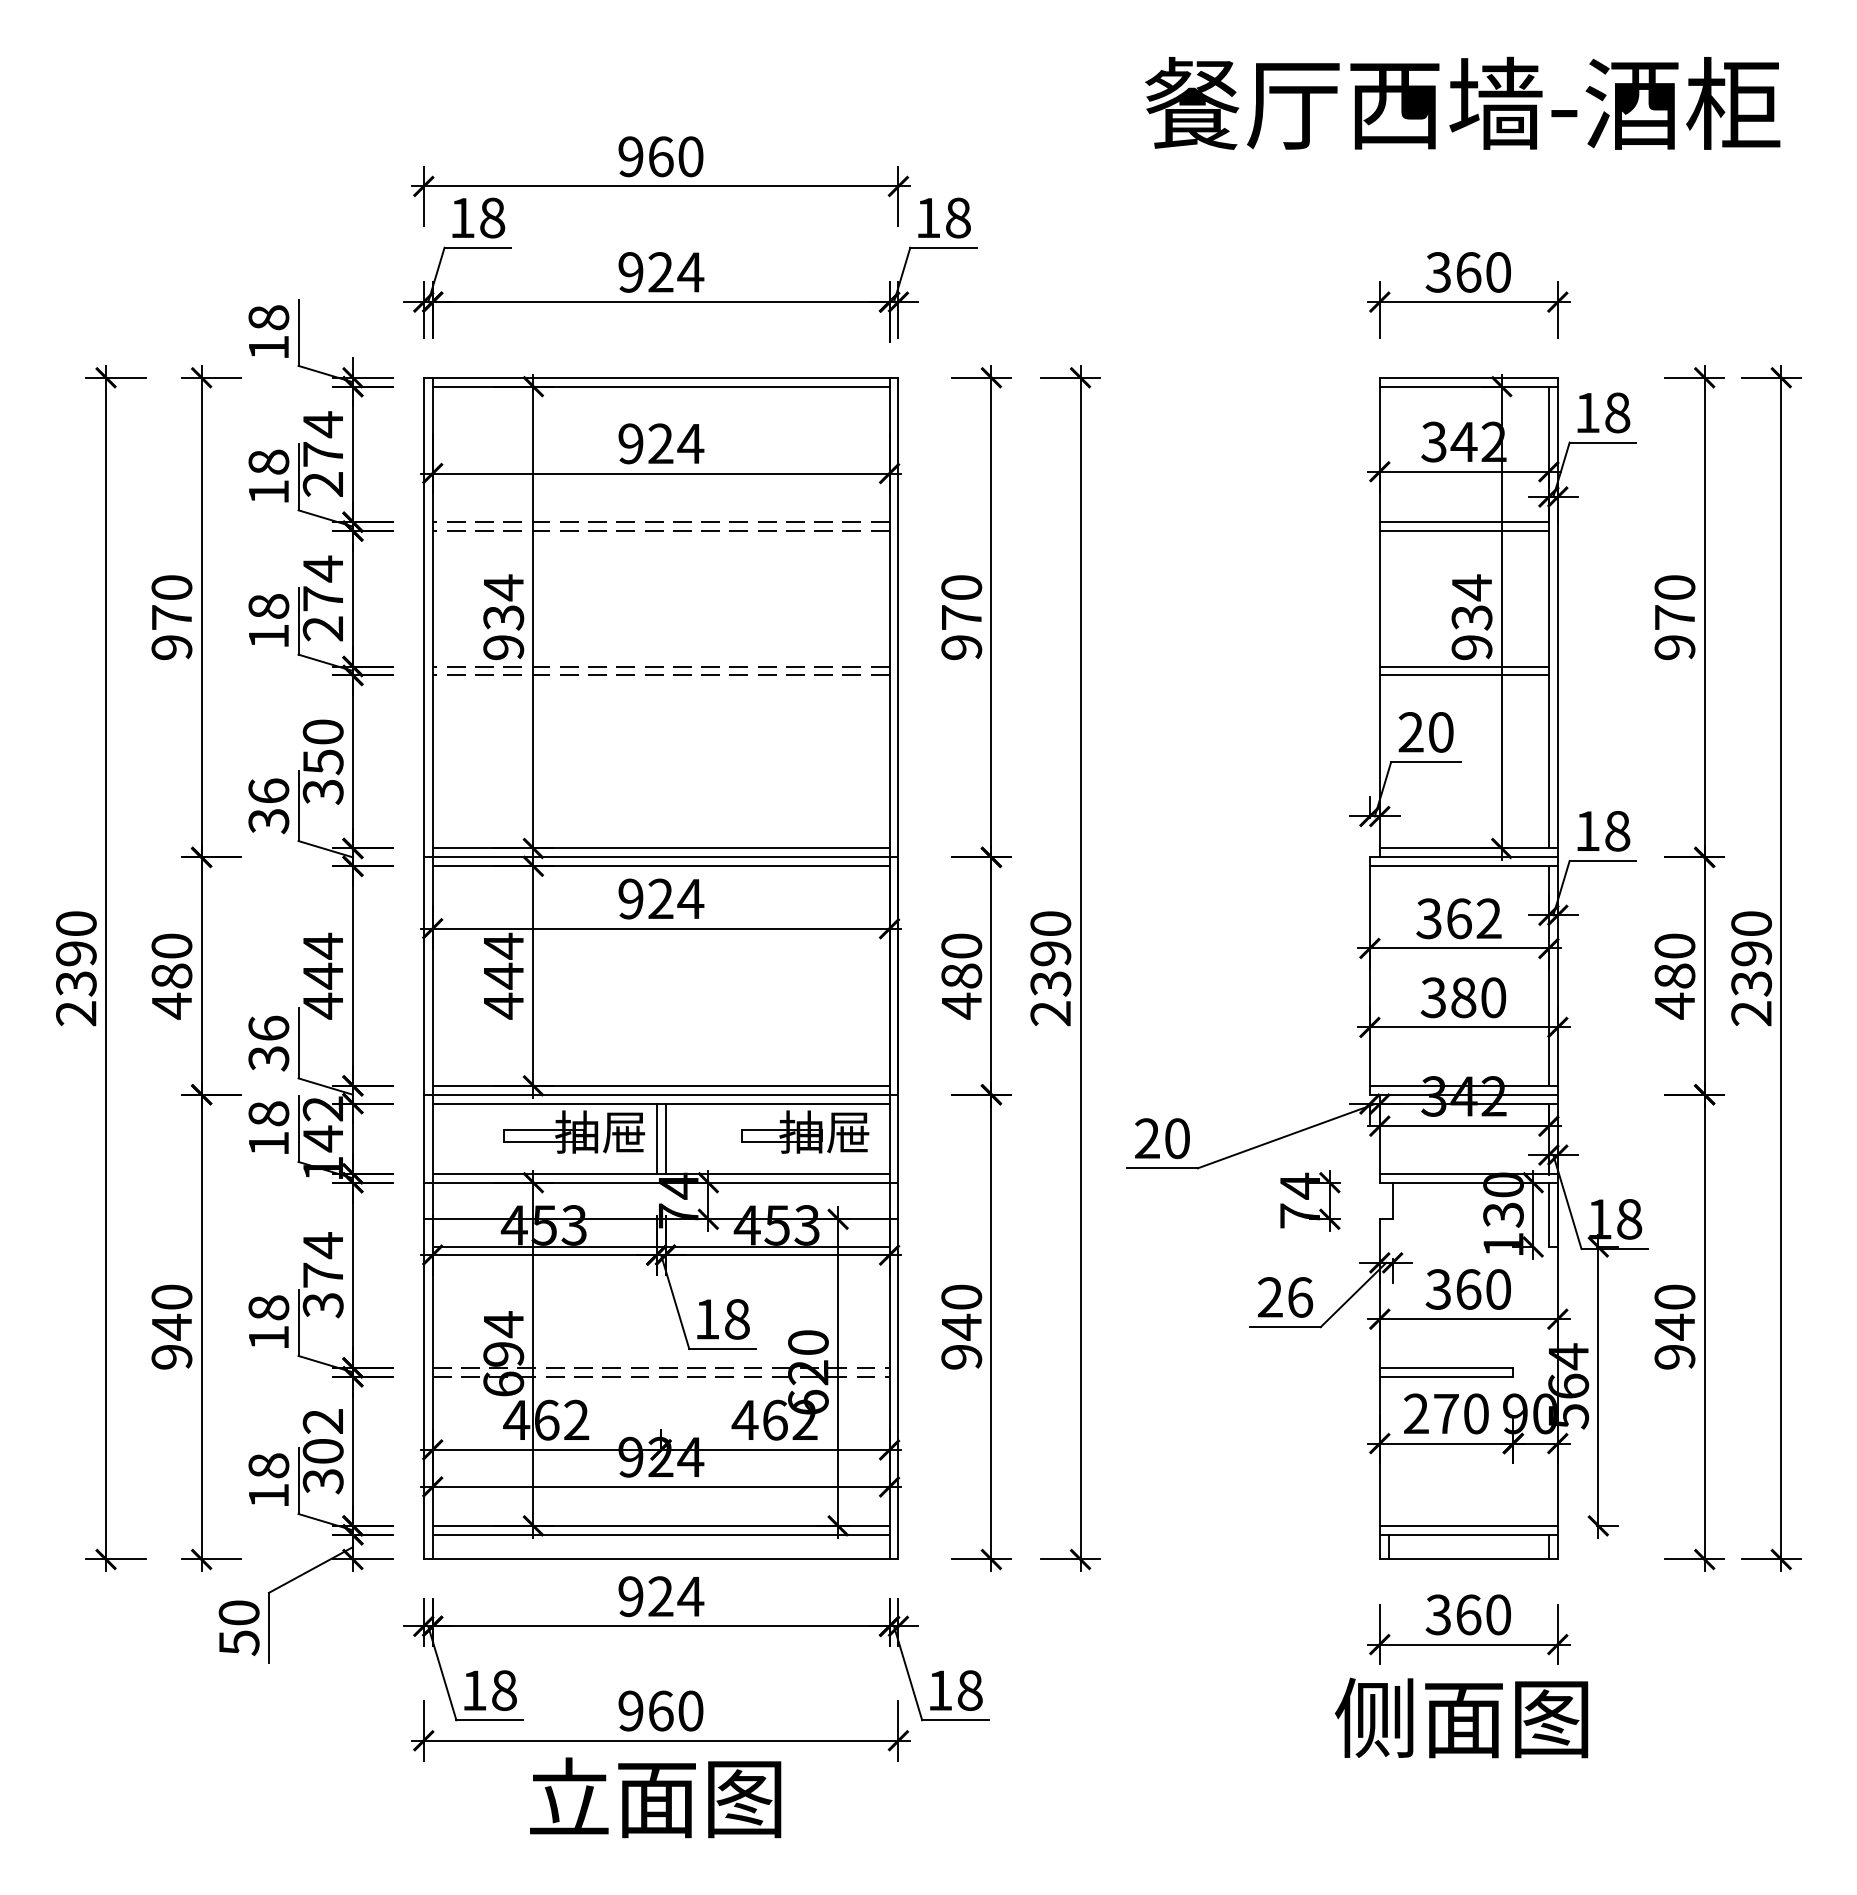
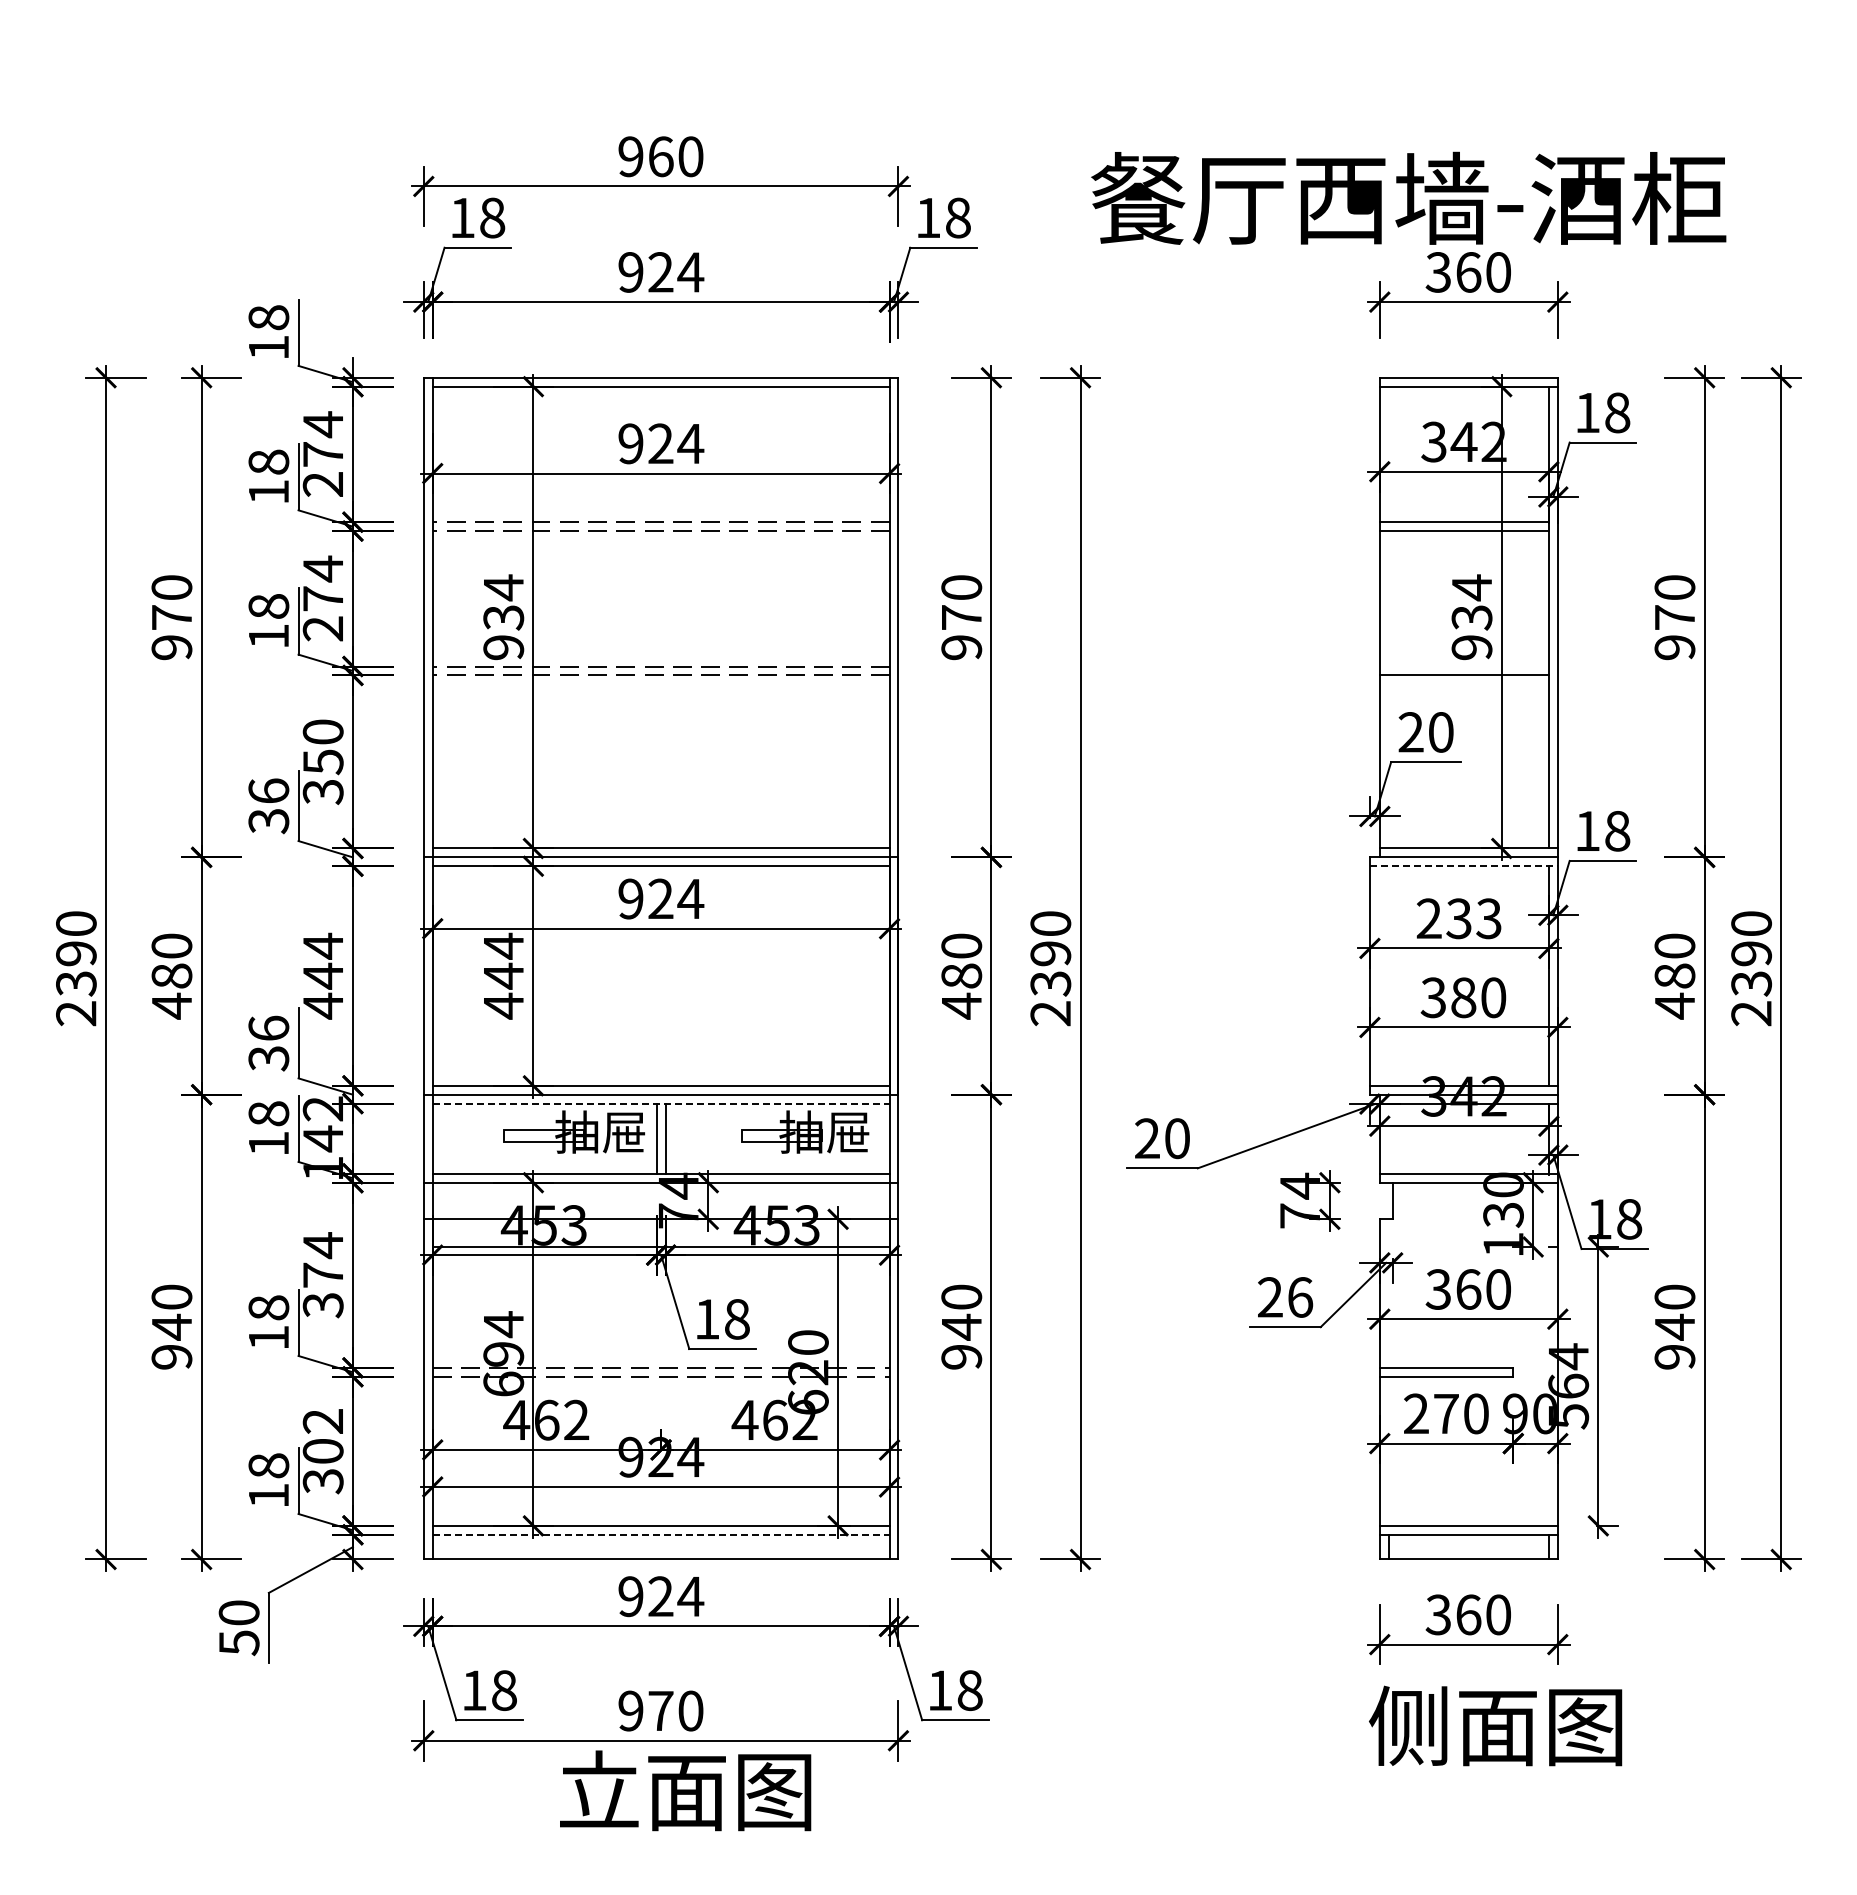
text position: (1462, 102) -> (1408, 197) (1408, 197)
line: present -> none (1463, 666)
line: solid -> dashed (1463, 866)
text: 362 -> 233 (1458, 918)
line: solid -> dashed (661, 1103)
line: present -> none (1548, 1214)
line: solid -> dashed (661, 1534)
text: 960 -> 970 (660, 1710)
text position: (1461, 1717) -> (1495, 1725) (1495, 1725)
text position: (655, 1797) -> (685, 1790) (685, 1790)
